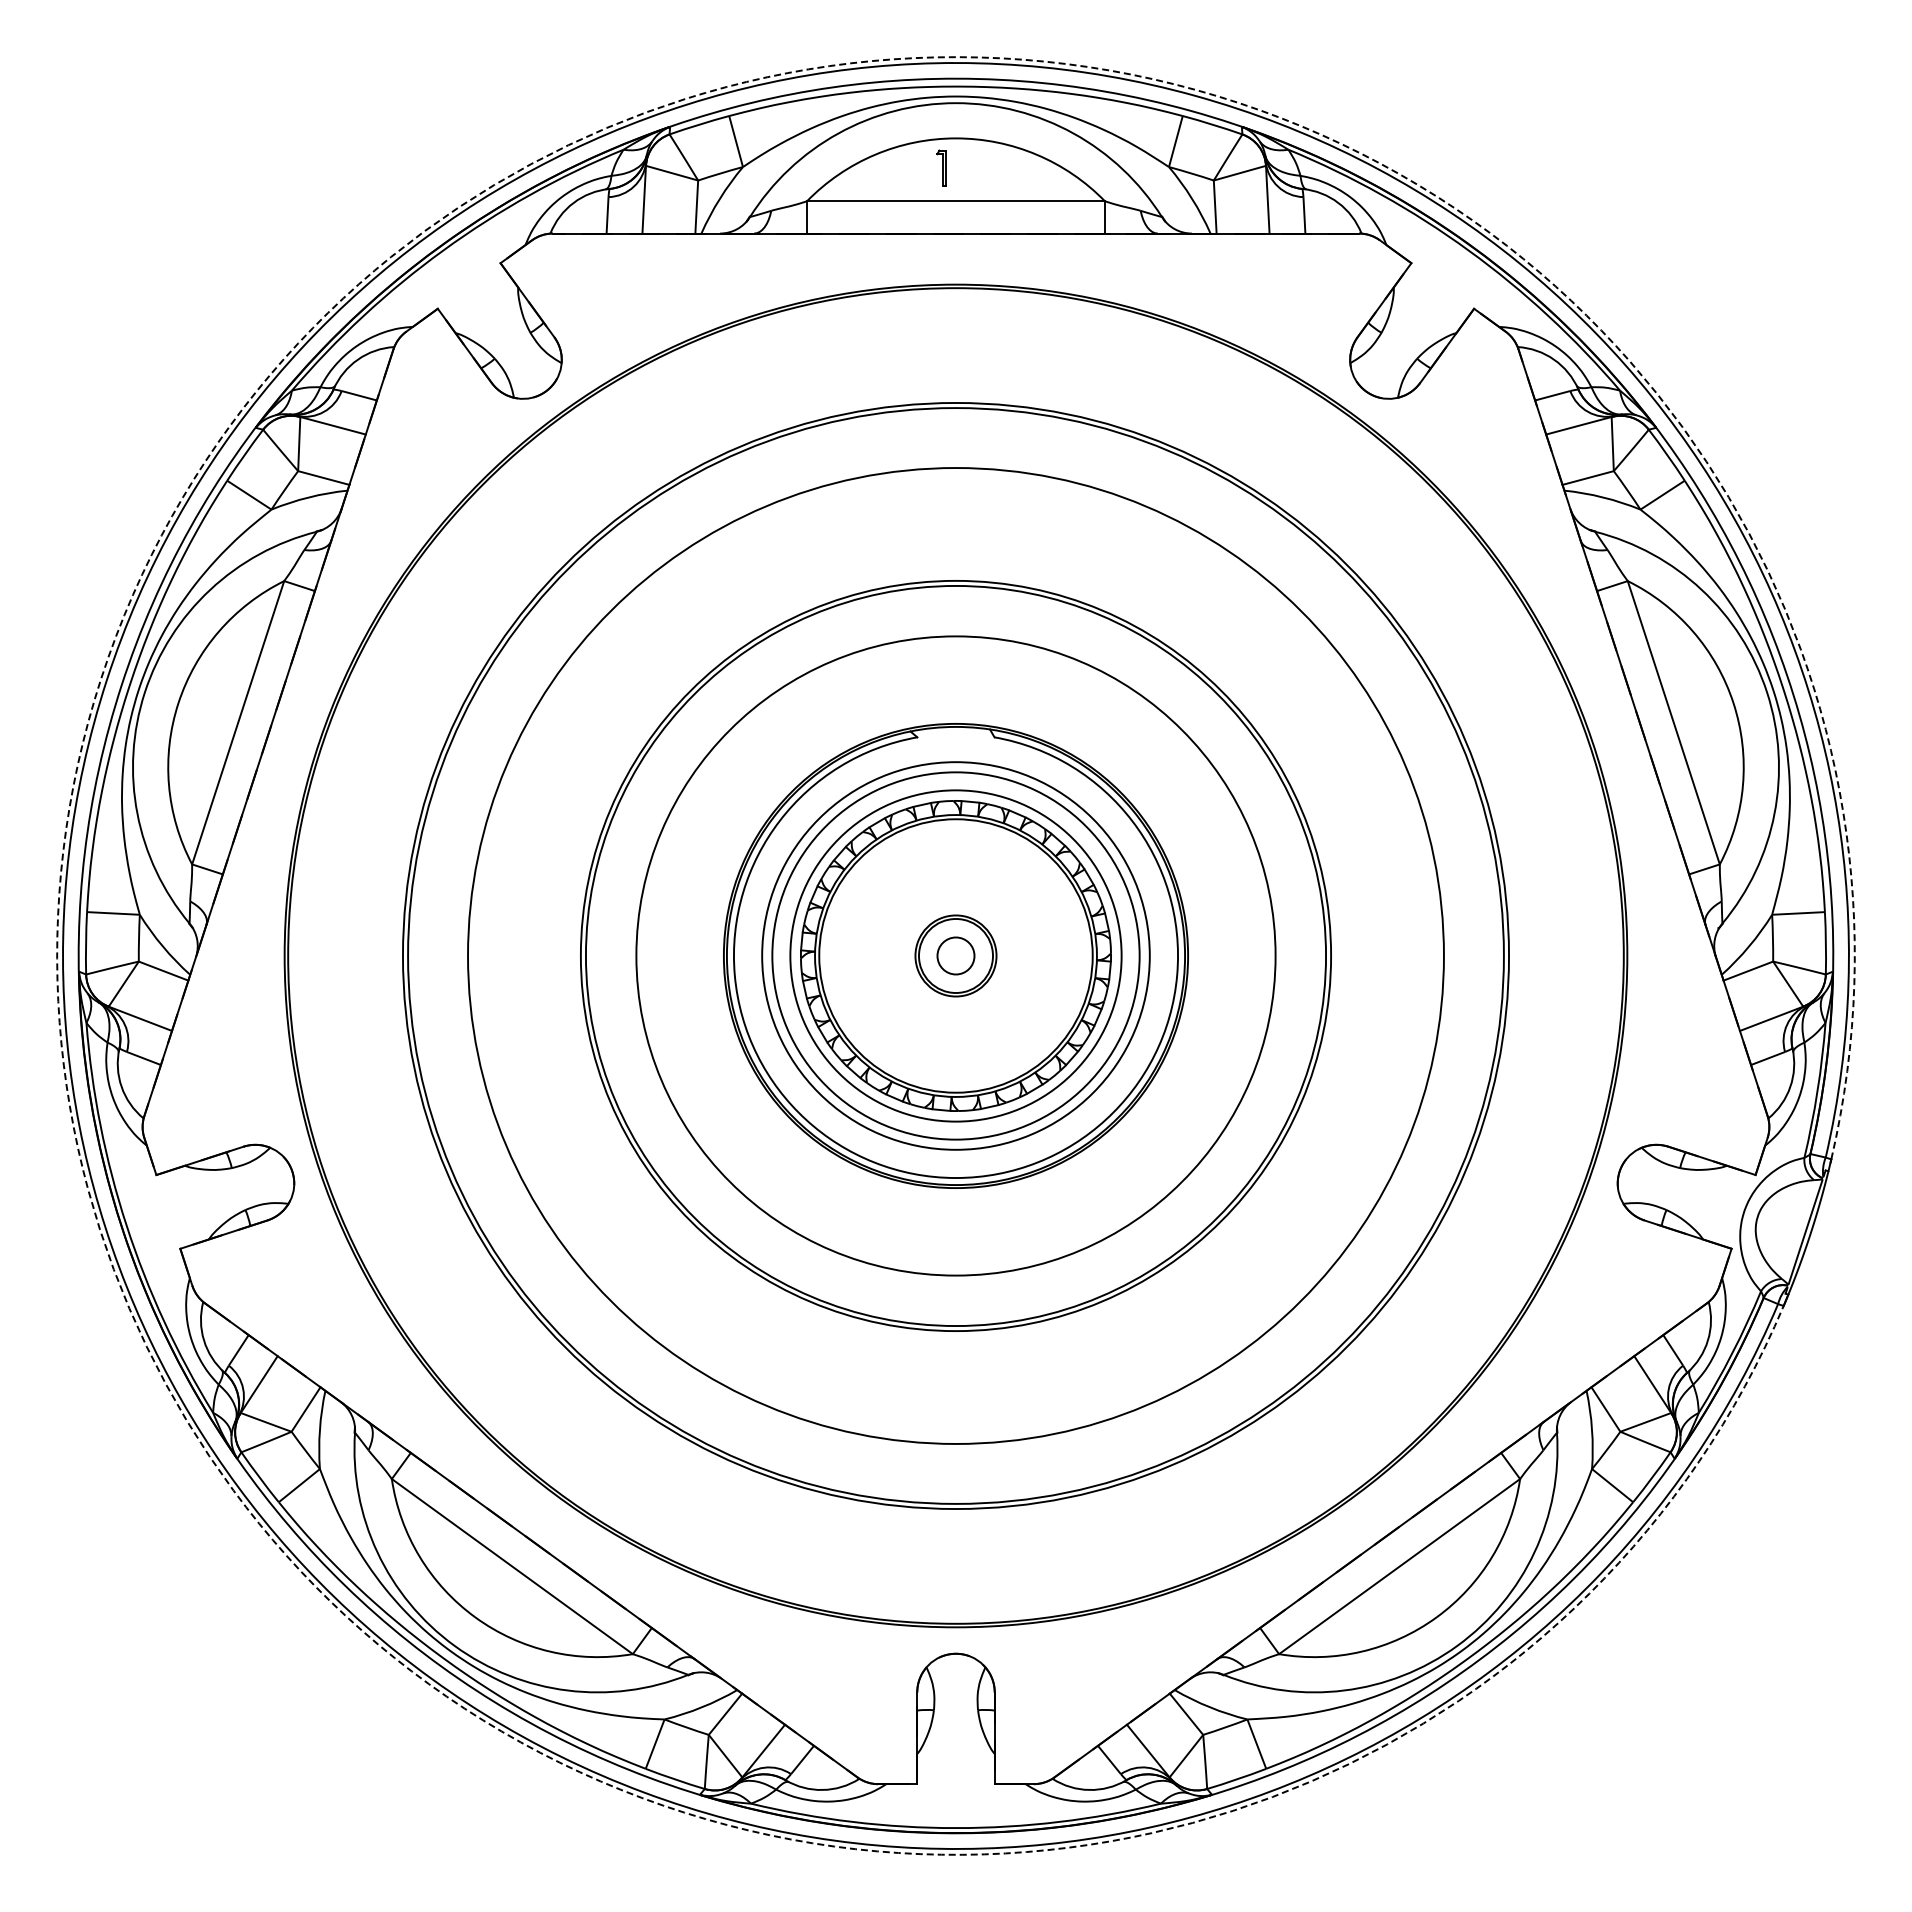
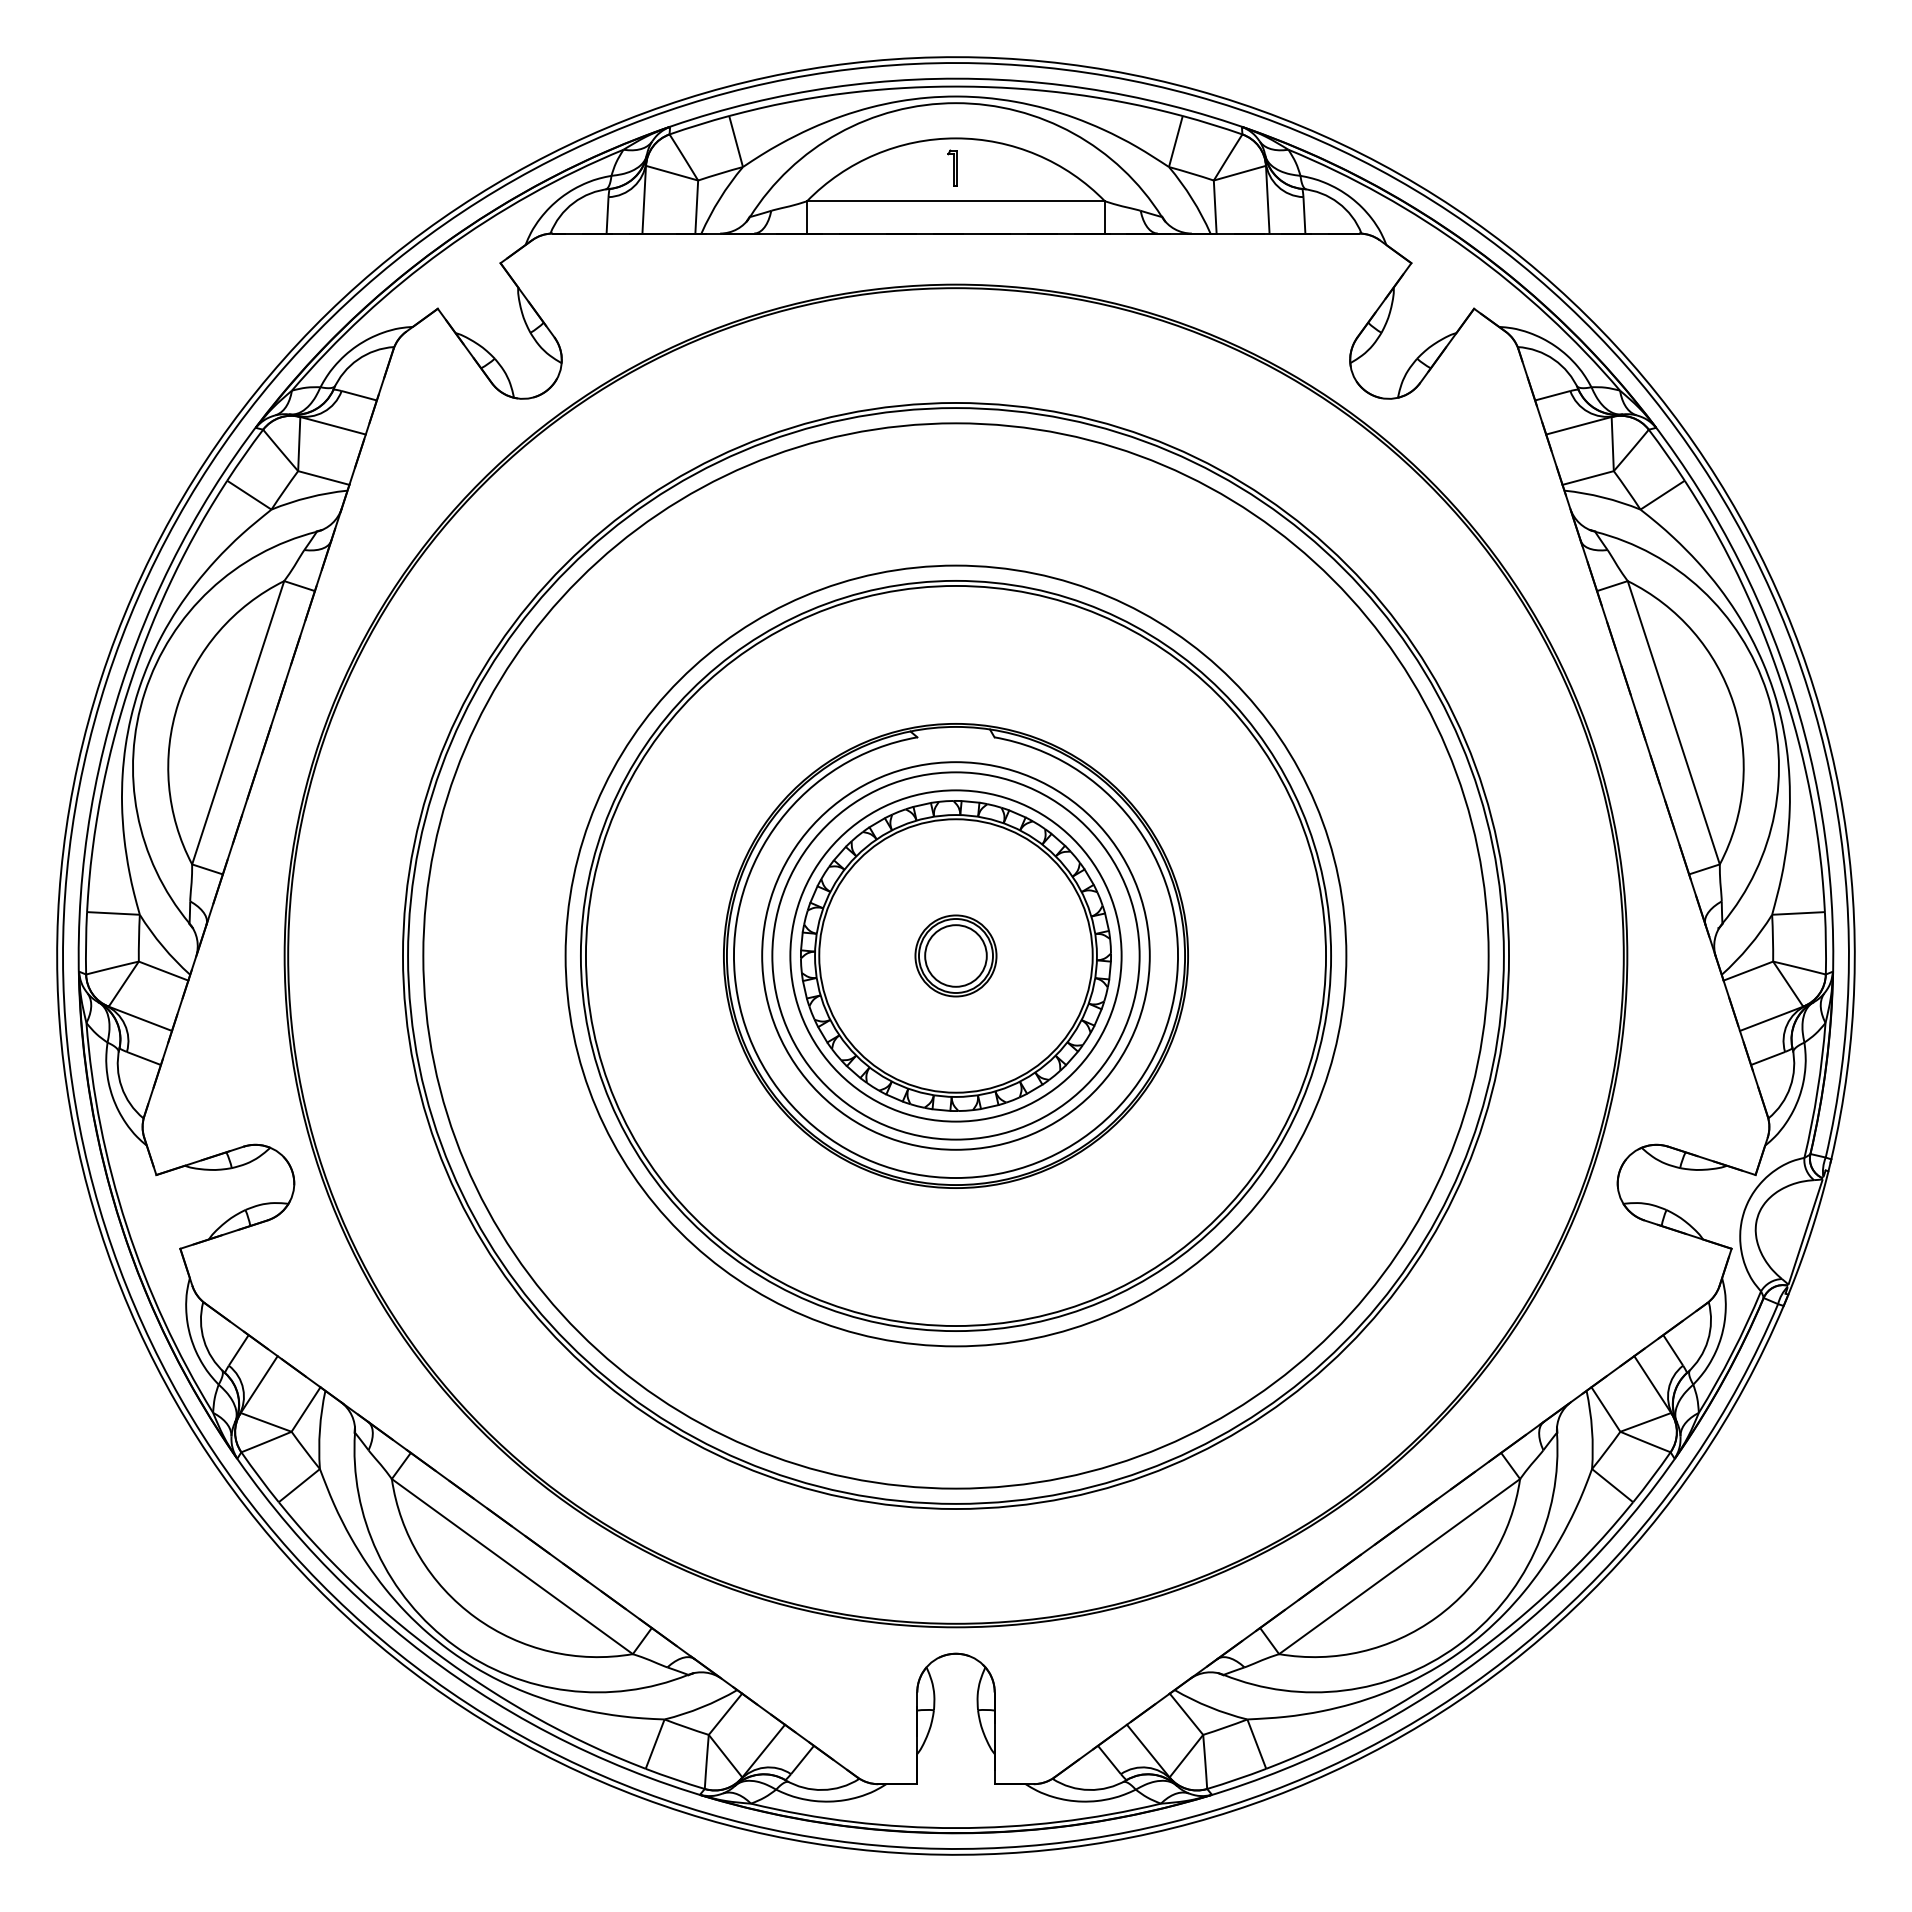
part position: (941, 167) -> (952, 167) (952, 167)
arc: dashed -> solid (101, 678)
circle diameter: 37 px -> 62 px (955, 955)
circle diameter: 639 px -> 1065 px (955, 955)
circle diameter: 976 px -> 781 px (955, 955)
